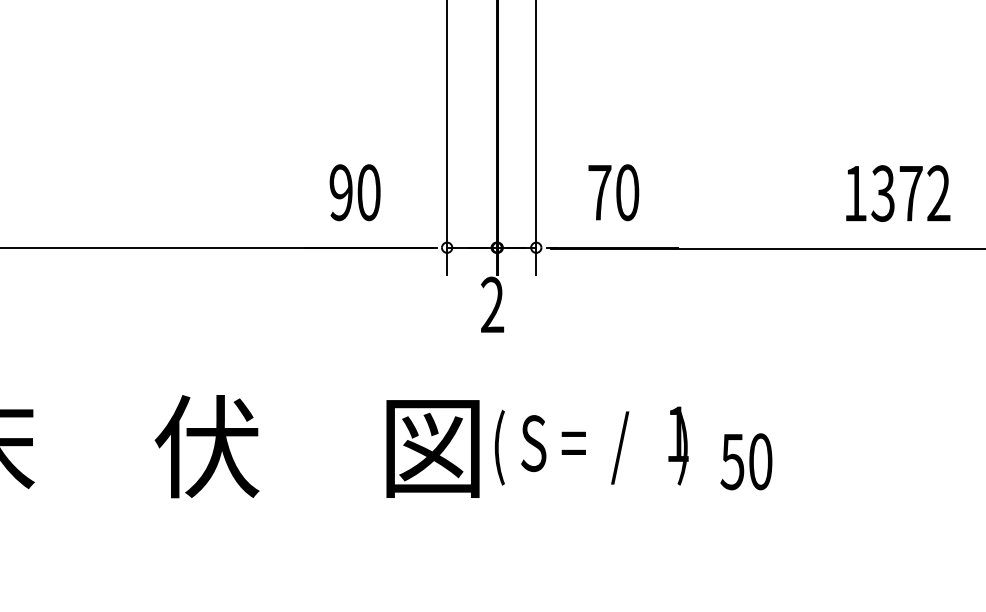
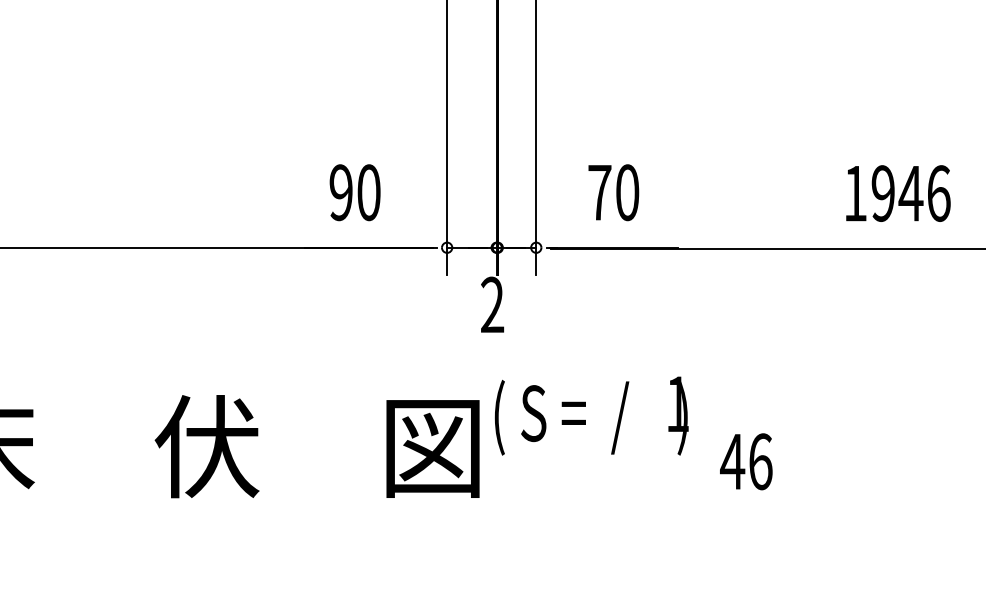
text: 1372 -> 1946 (910, 193)
text position: (591, 445) -> (591, 415) (591, 415)
text: 50 -> 46 (746, 461)
